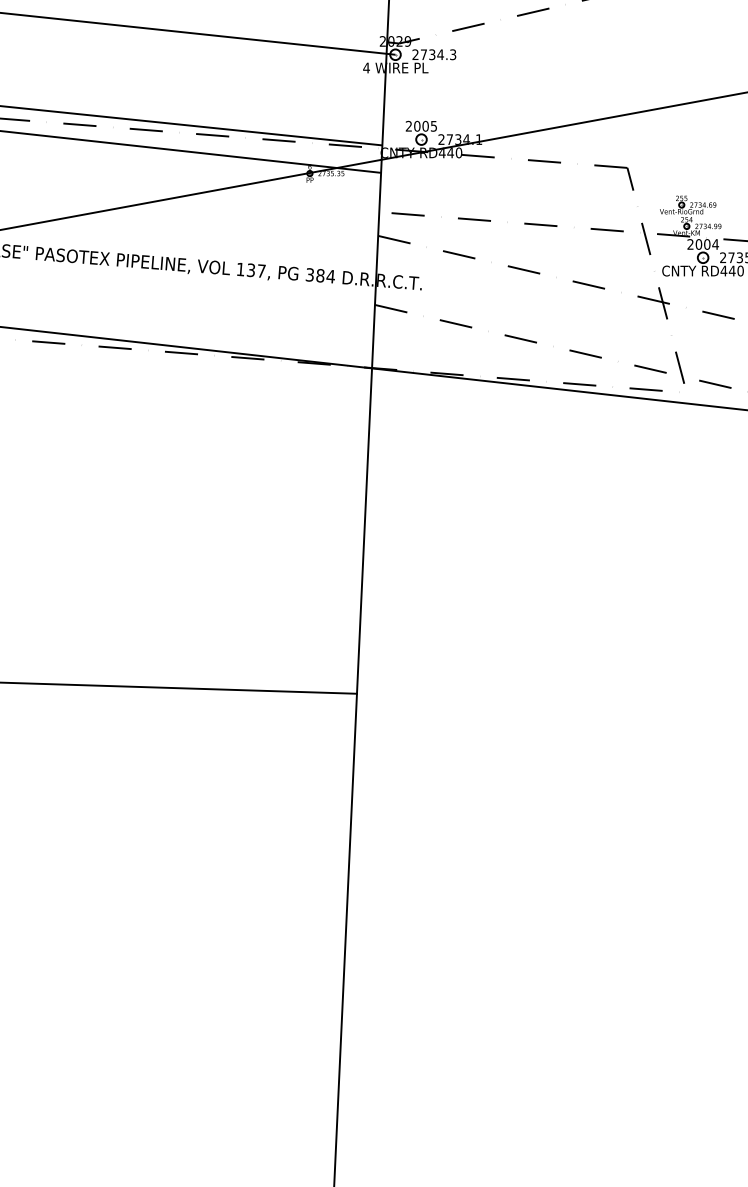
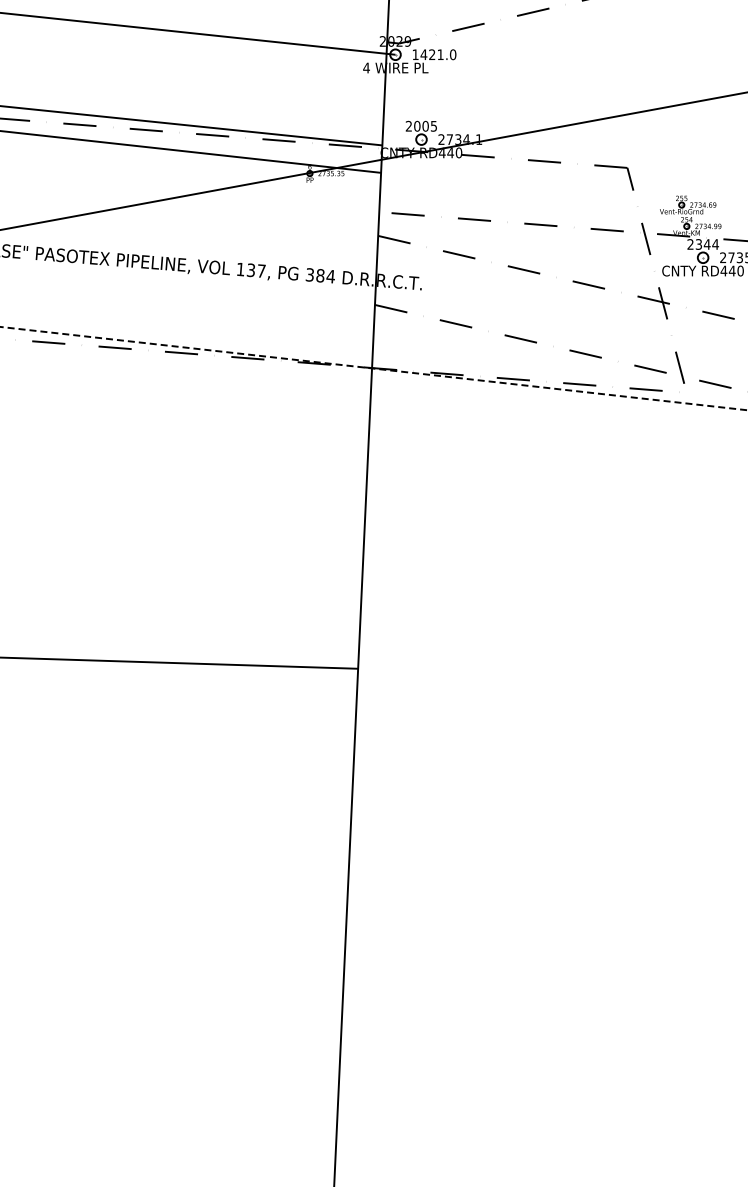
text: 2734.3 -> 1421.0 (434, 54)
text: 2004 -> 2344 (702, 244)
line: solid -> dashed (374, 368)
line position: (179, 687) -> (179, 662) (179, 662)
